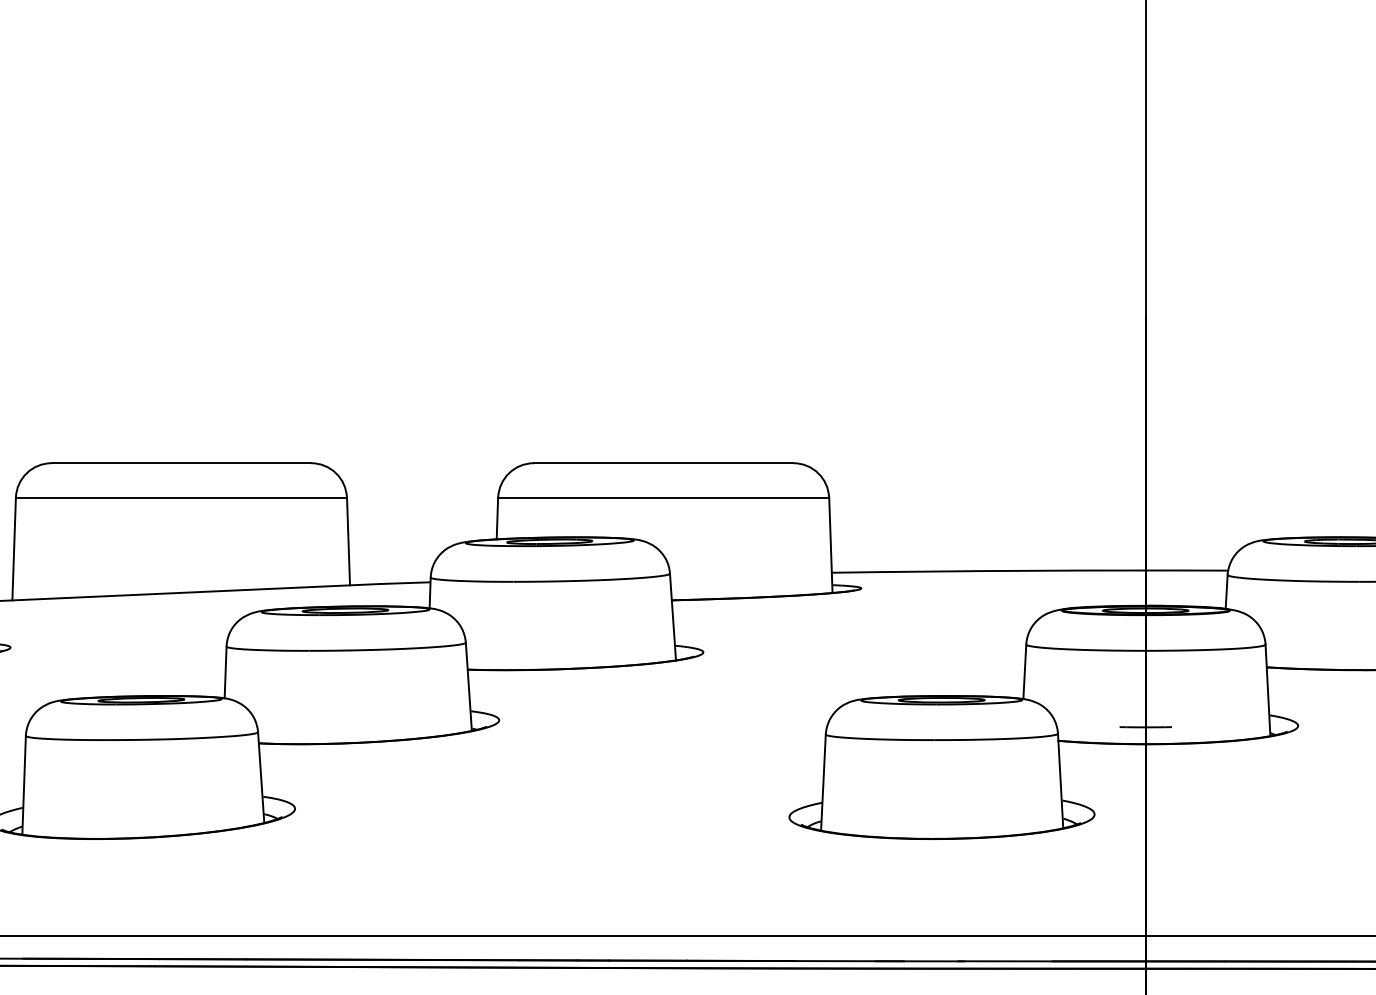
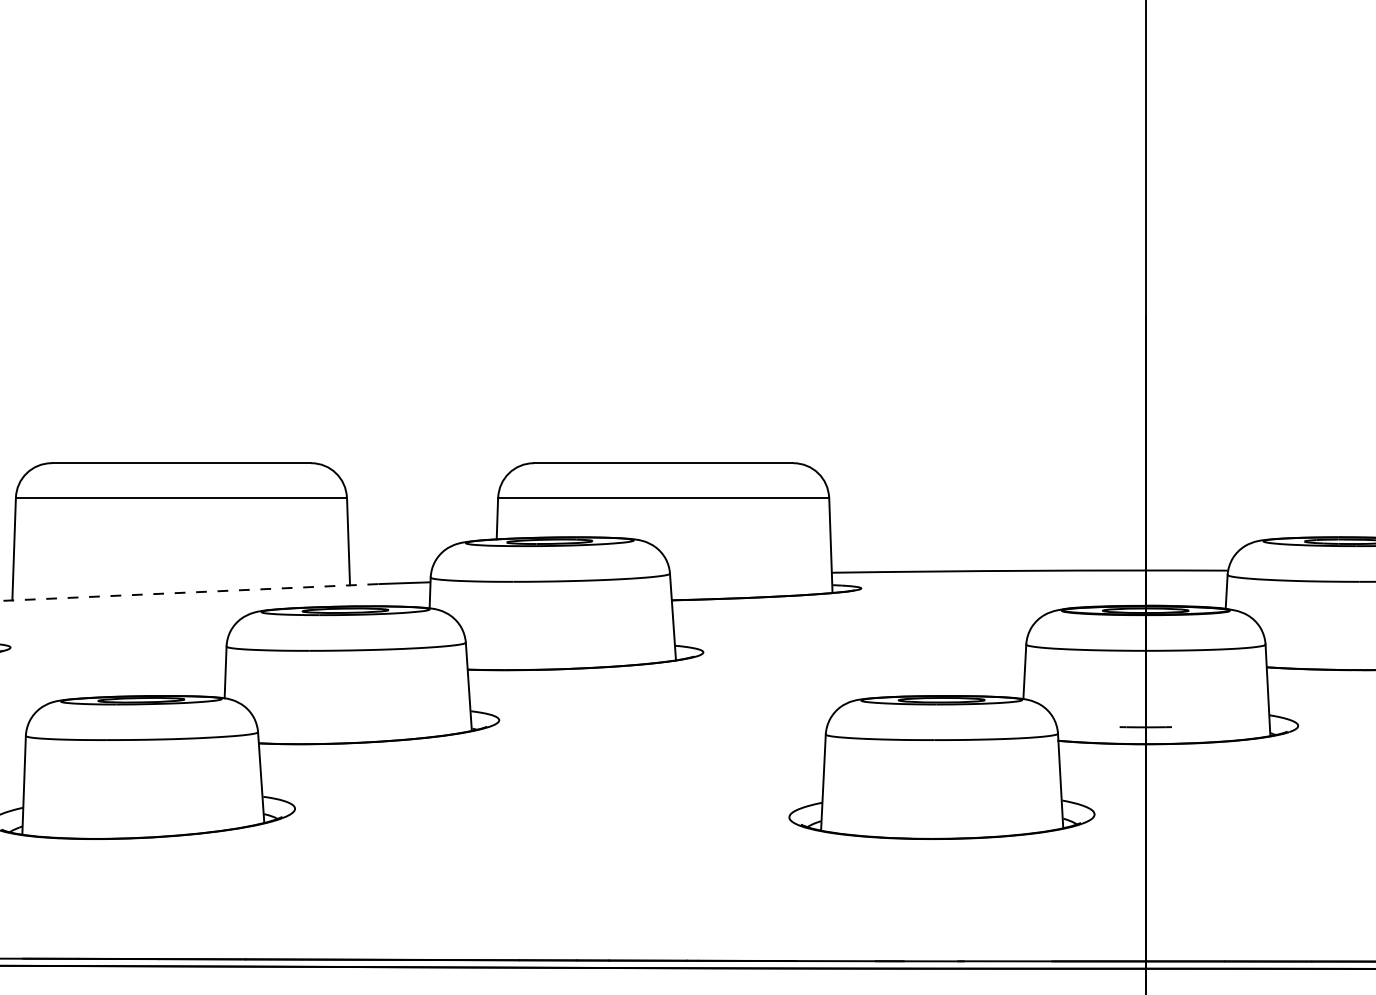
line: solid -> dashed (189, 592)
line: present -> none (687, 935)
